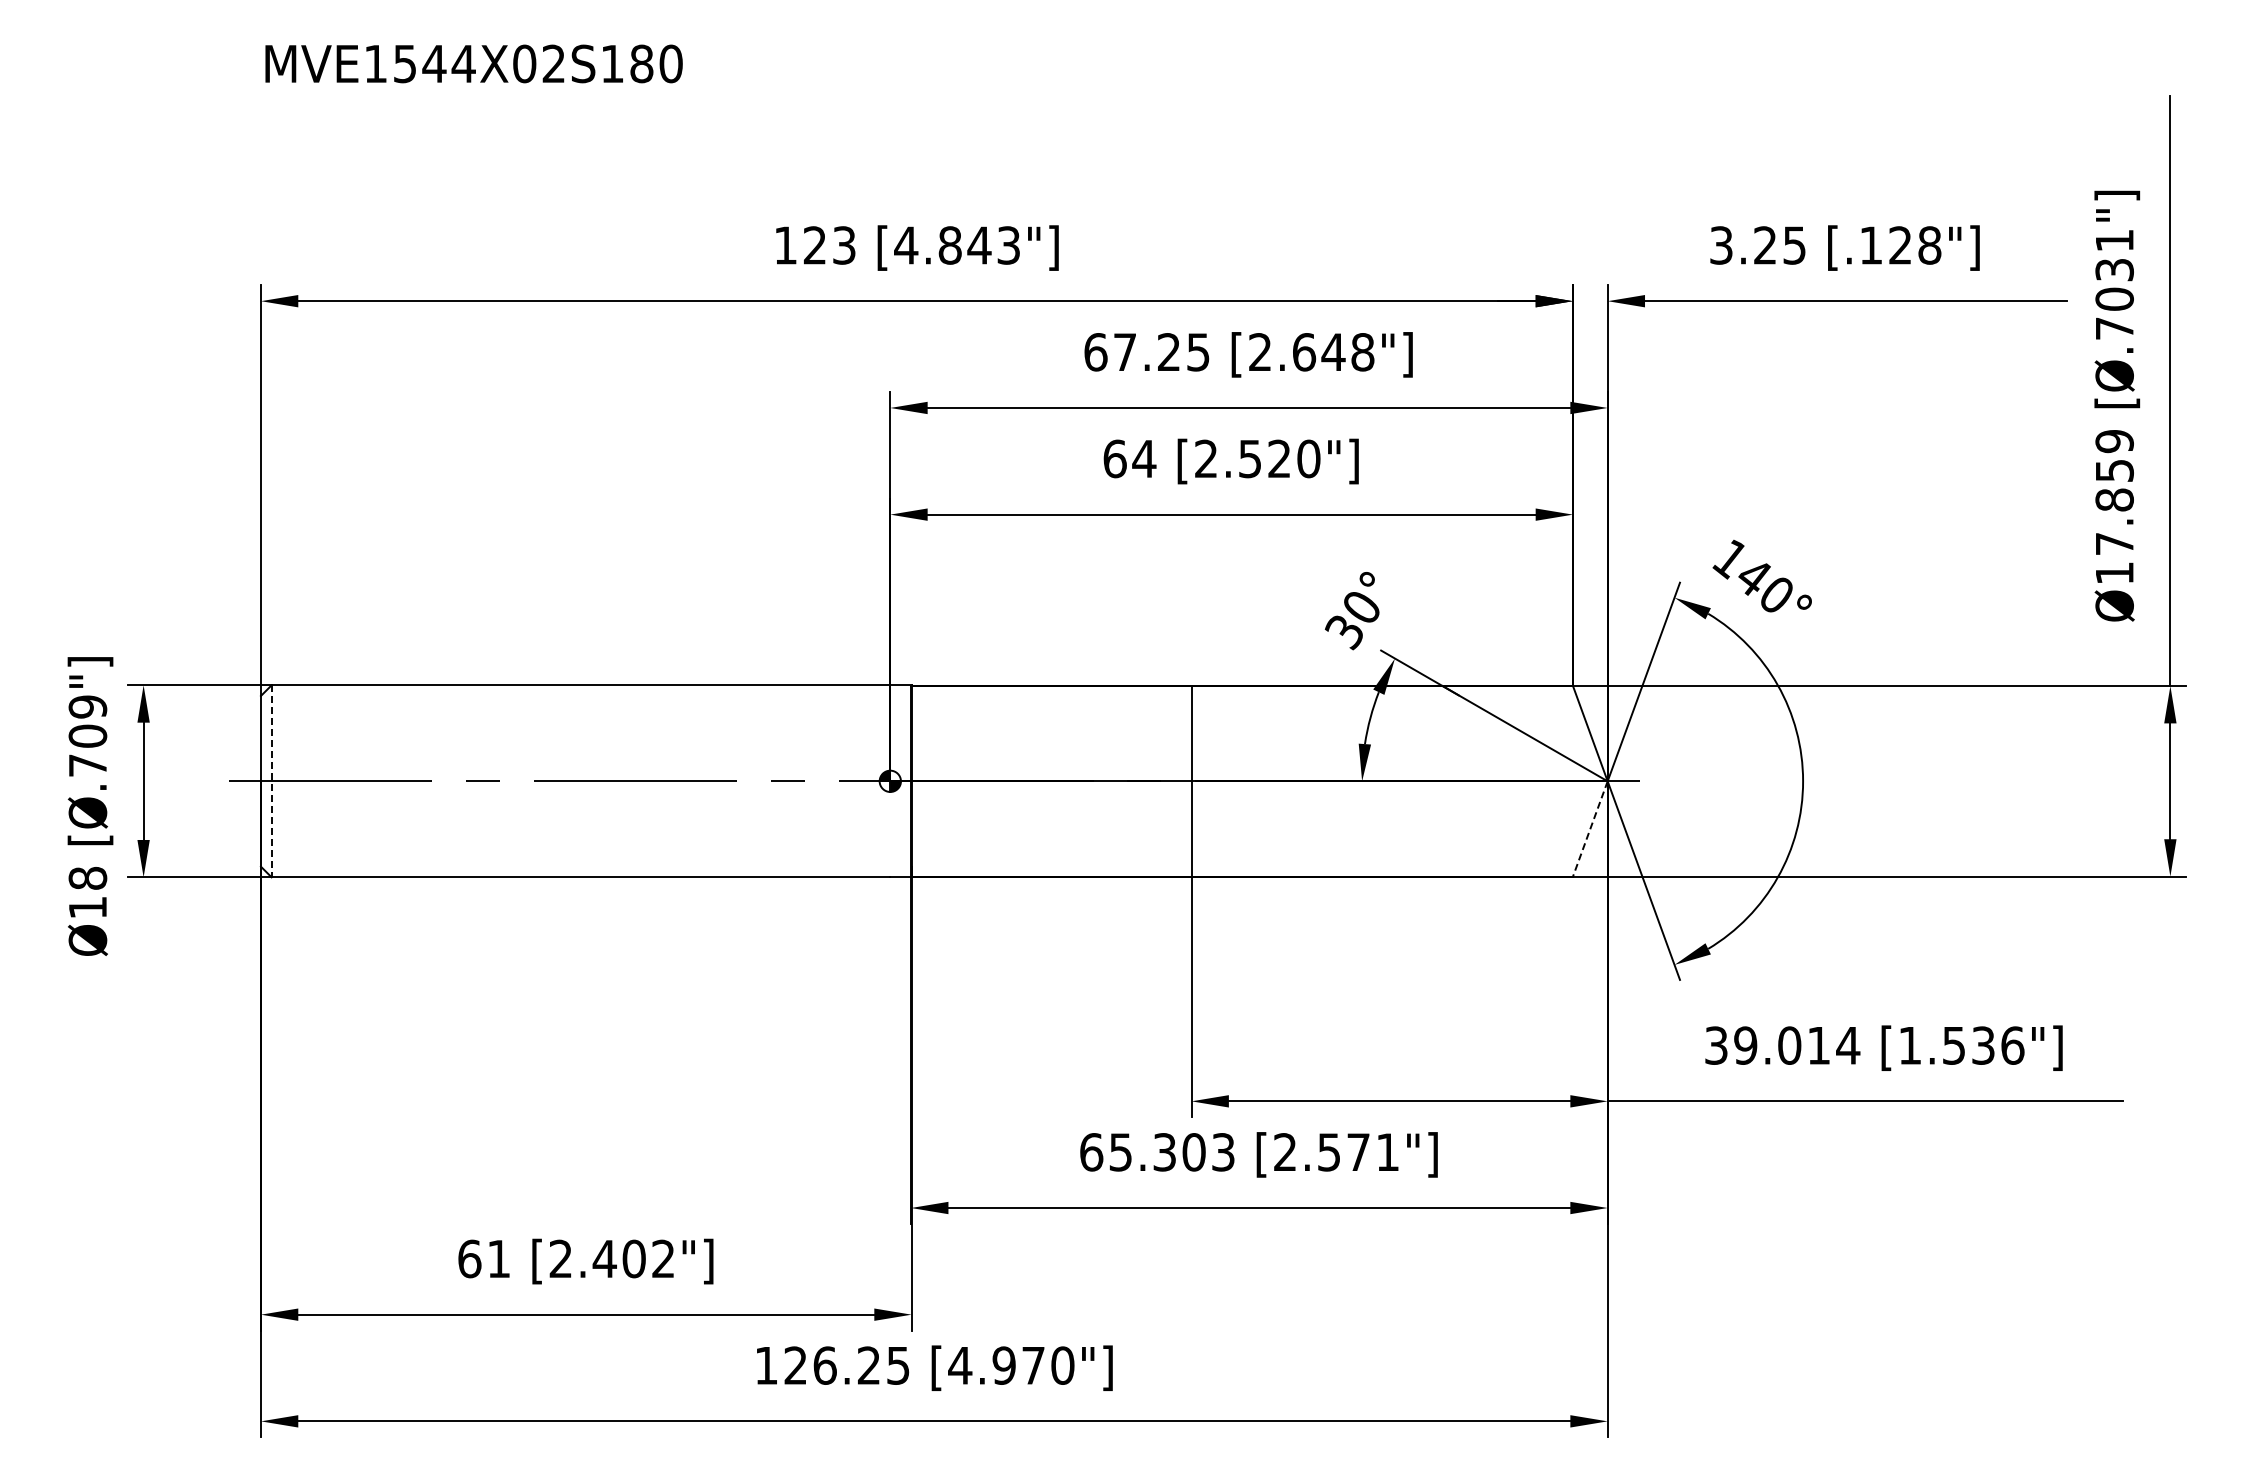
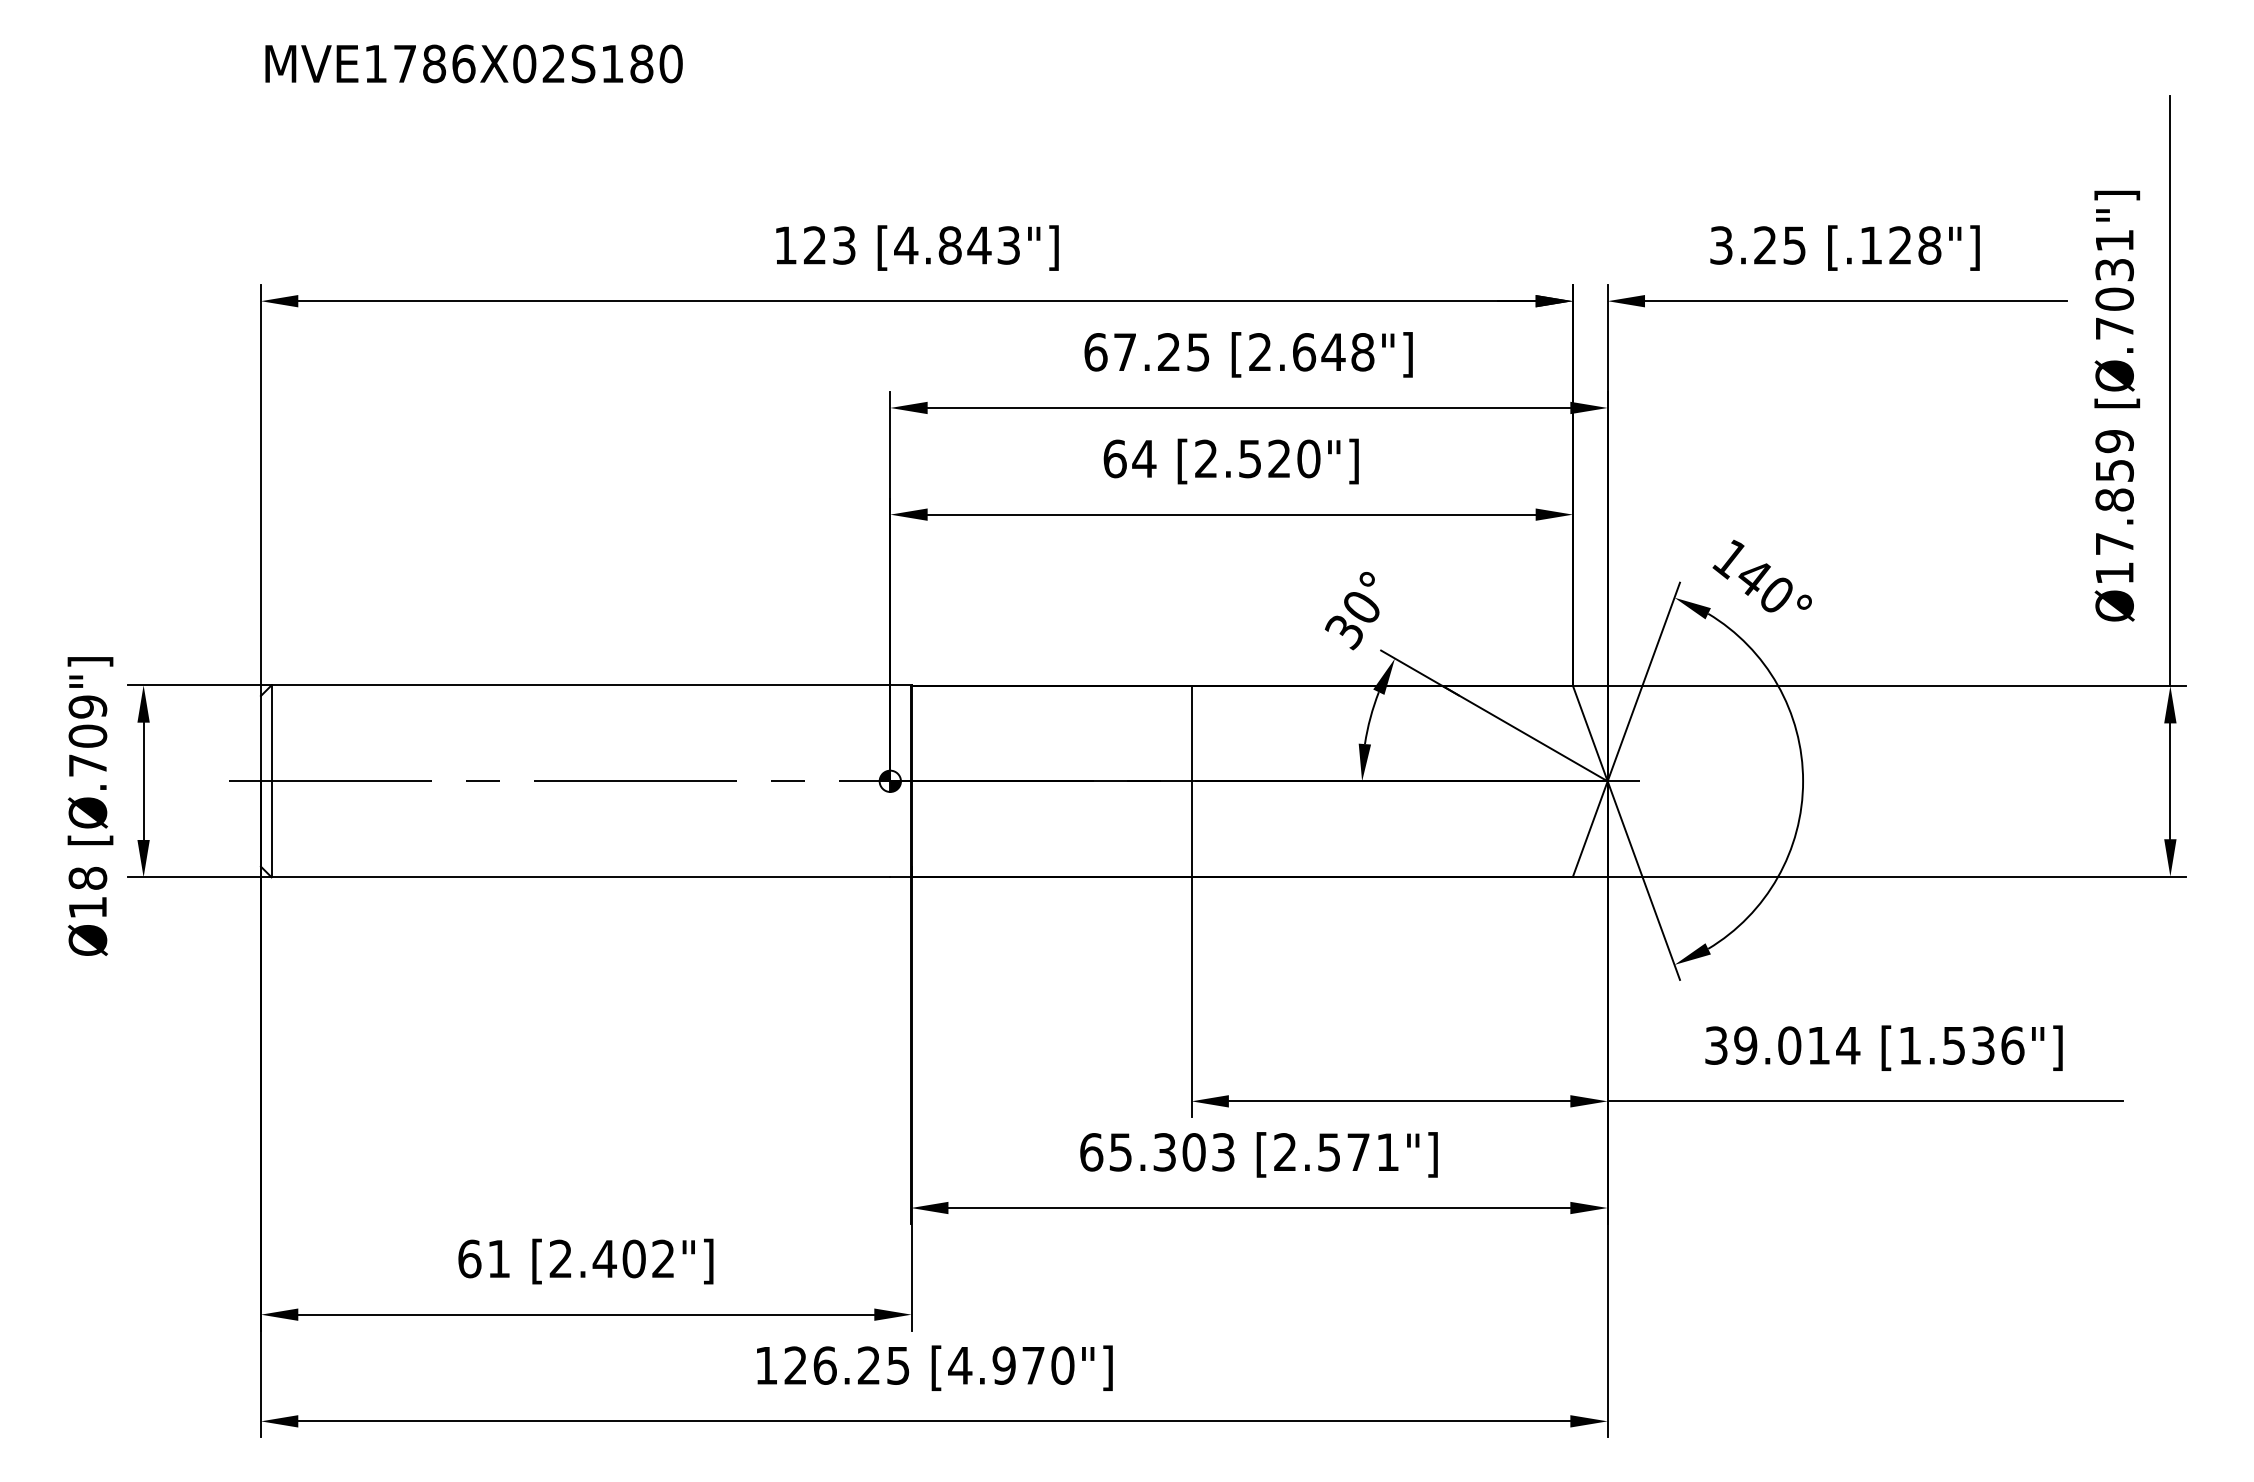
text: MVE1544X02S180 -> MVE1786X02S180 (434, 63)
line: dashed -> solid (271, 781)
line: dashed -> solid (1590, 828)
